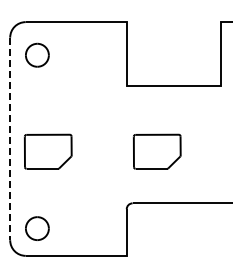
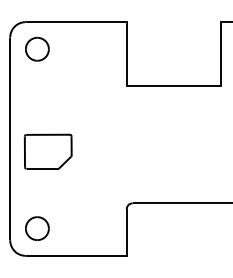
part position: (37, 54) -> (37, 48) (37, 48)
line: dashed -> solid (10, 139)
part: present -> none (157, 151)
